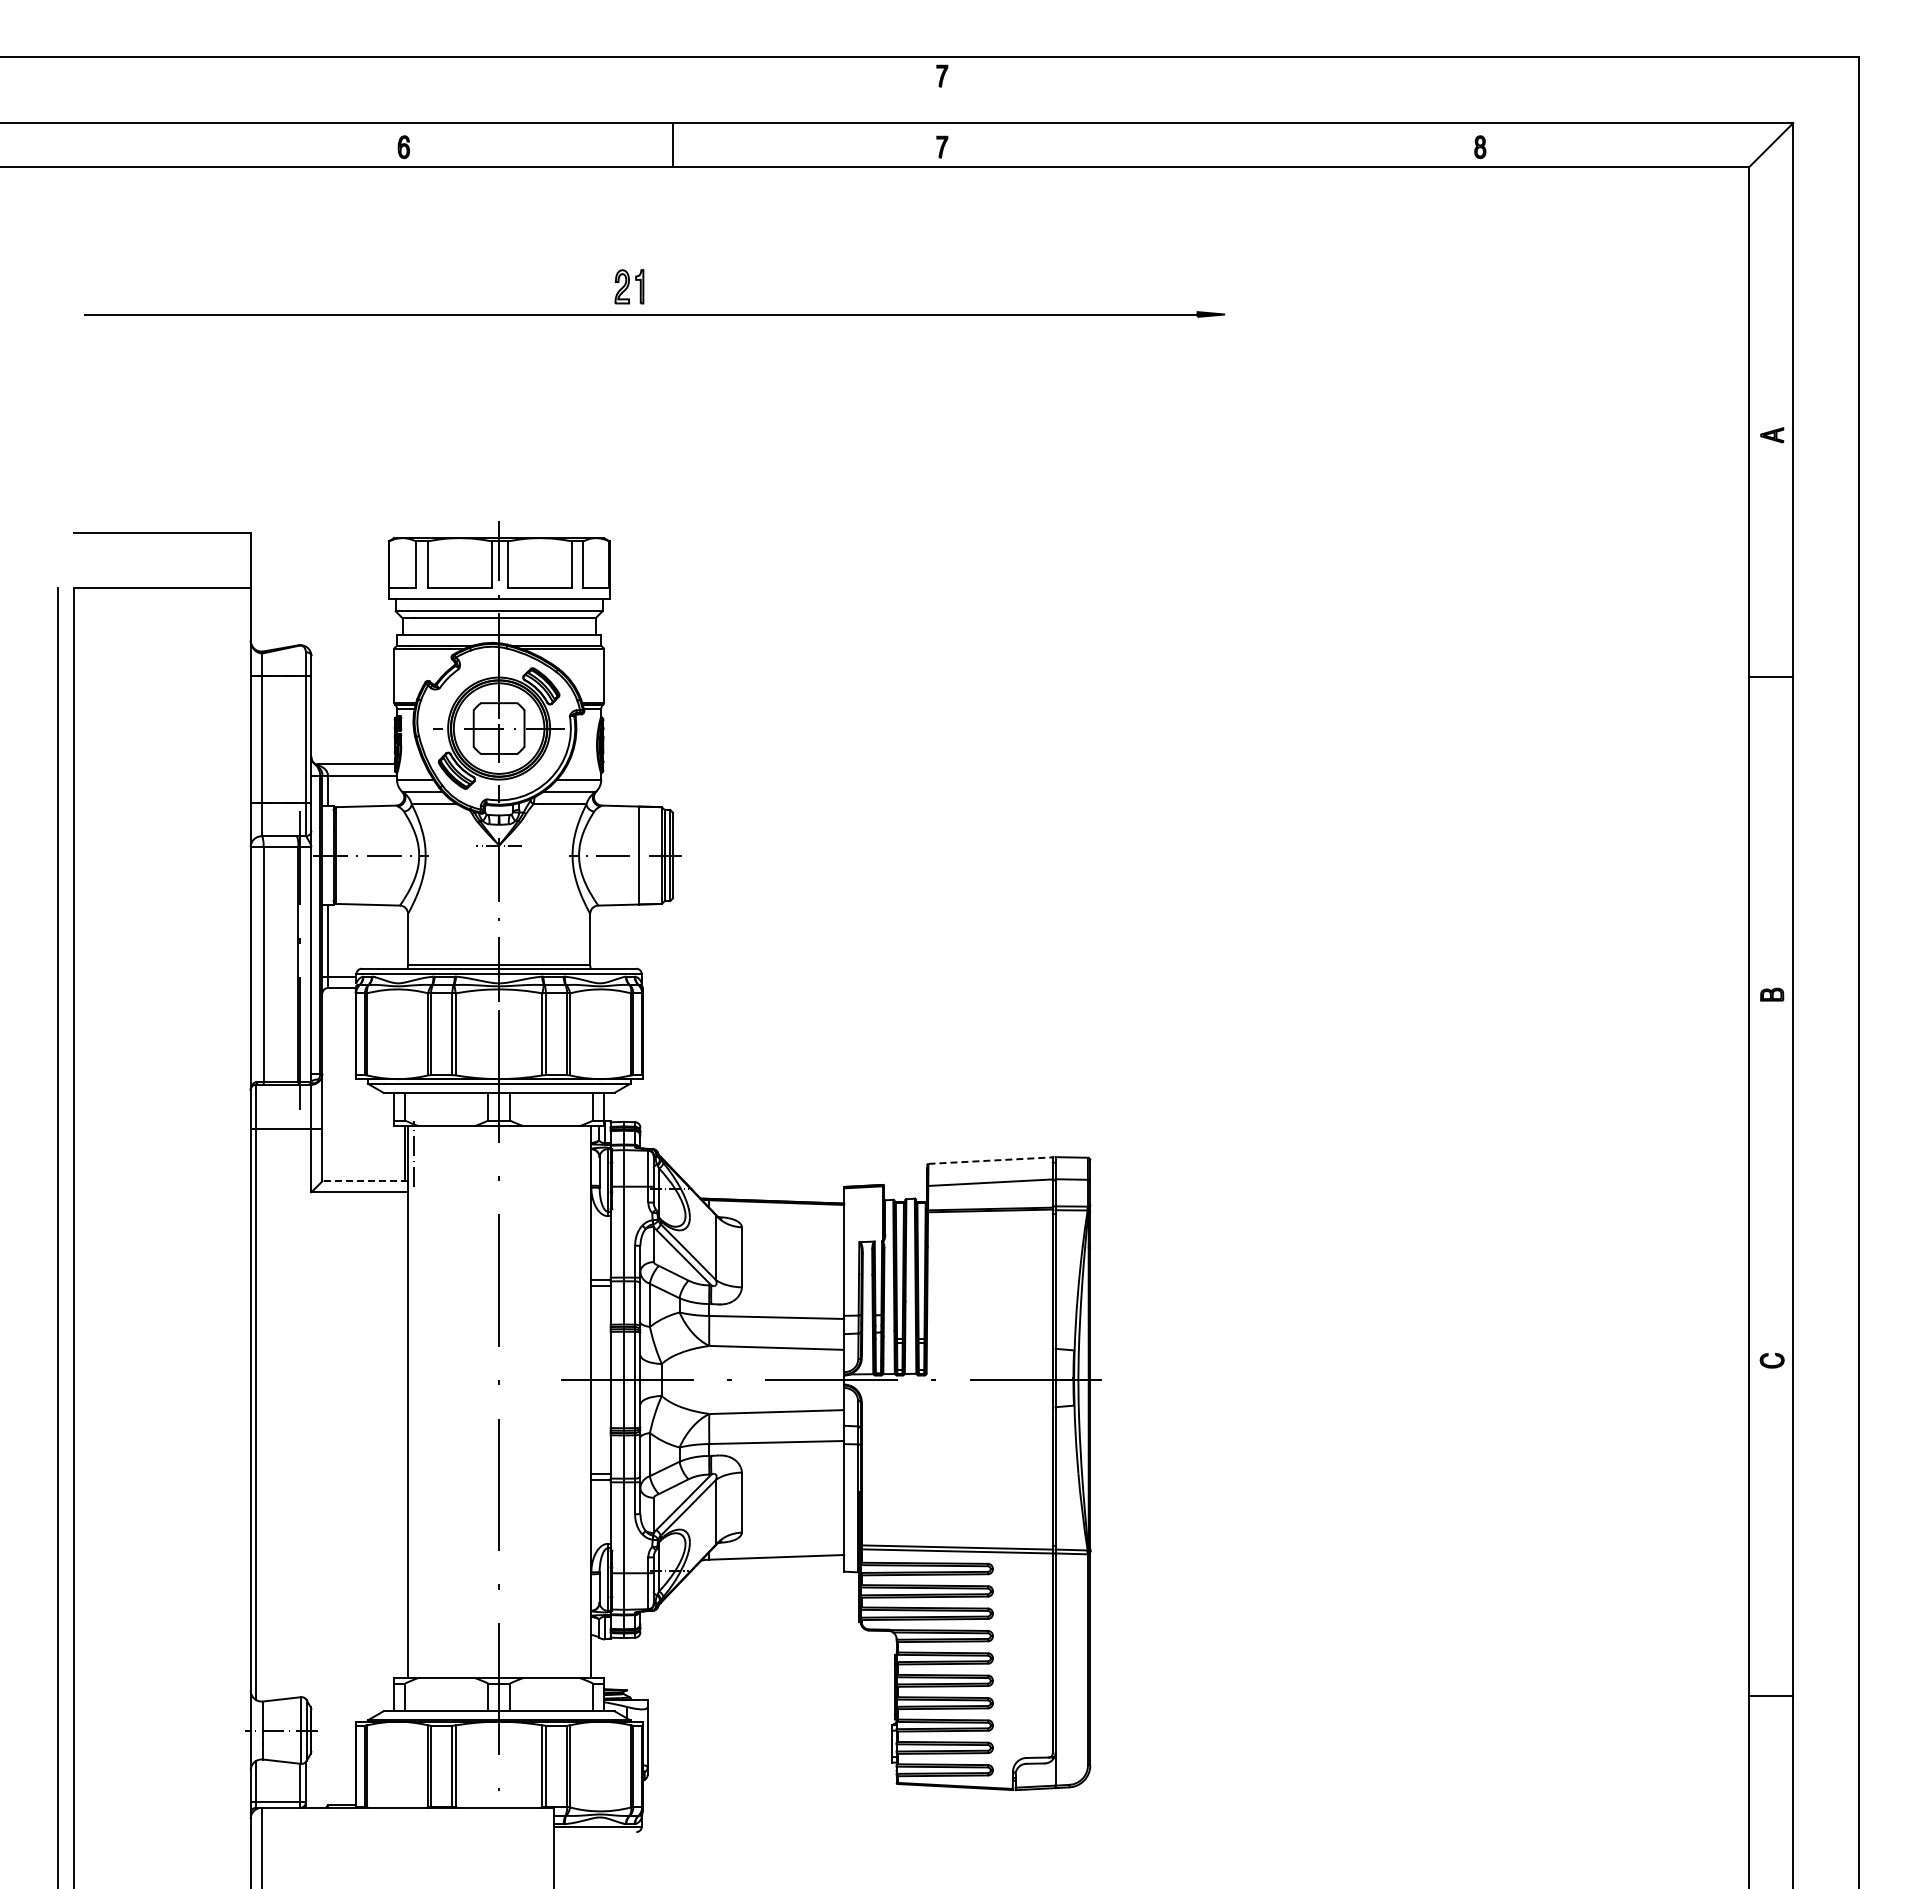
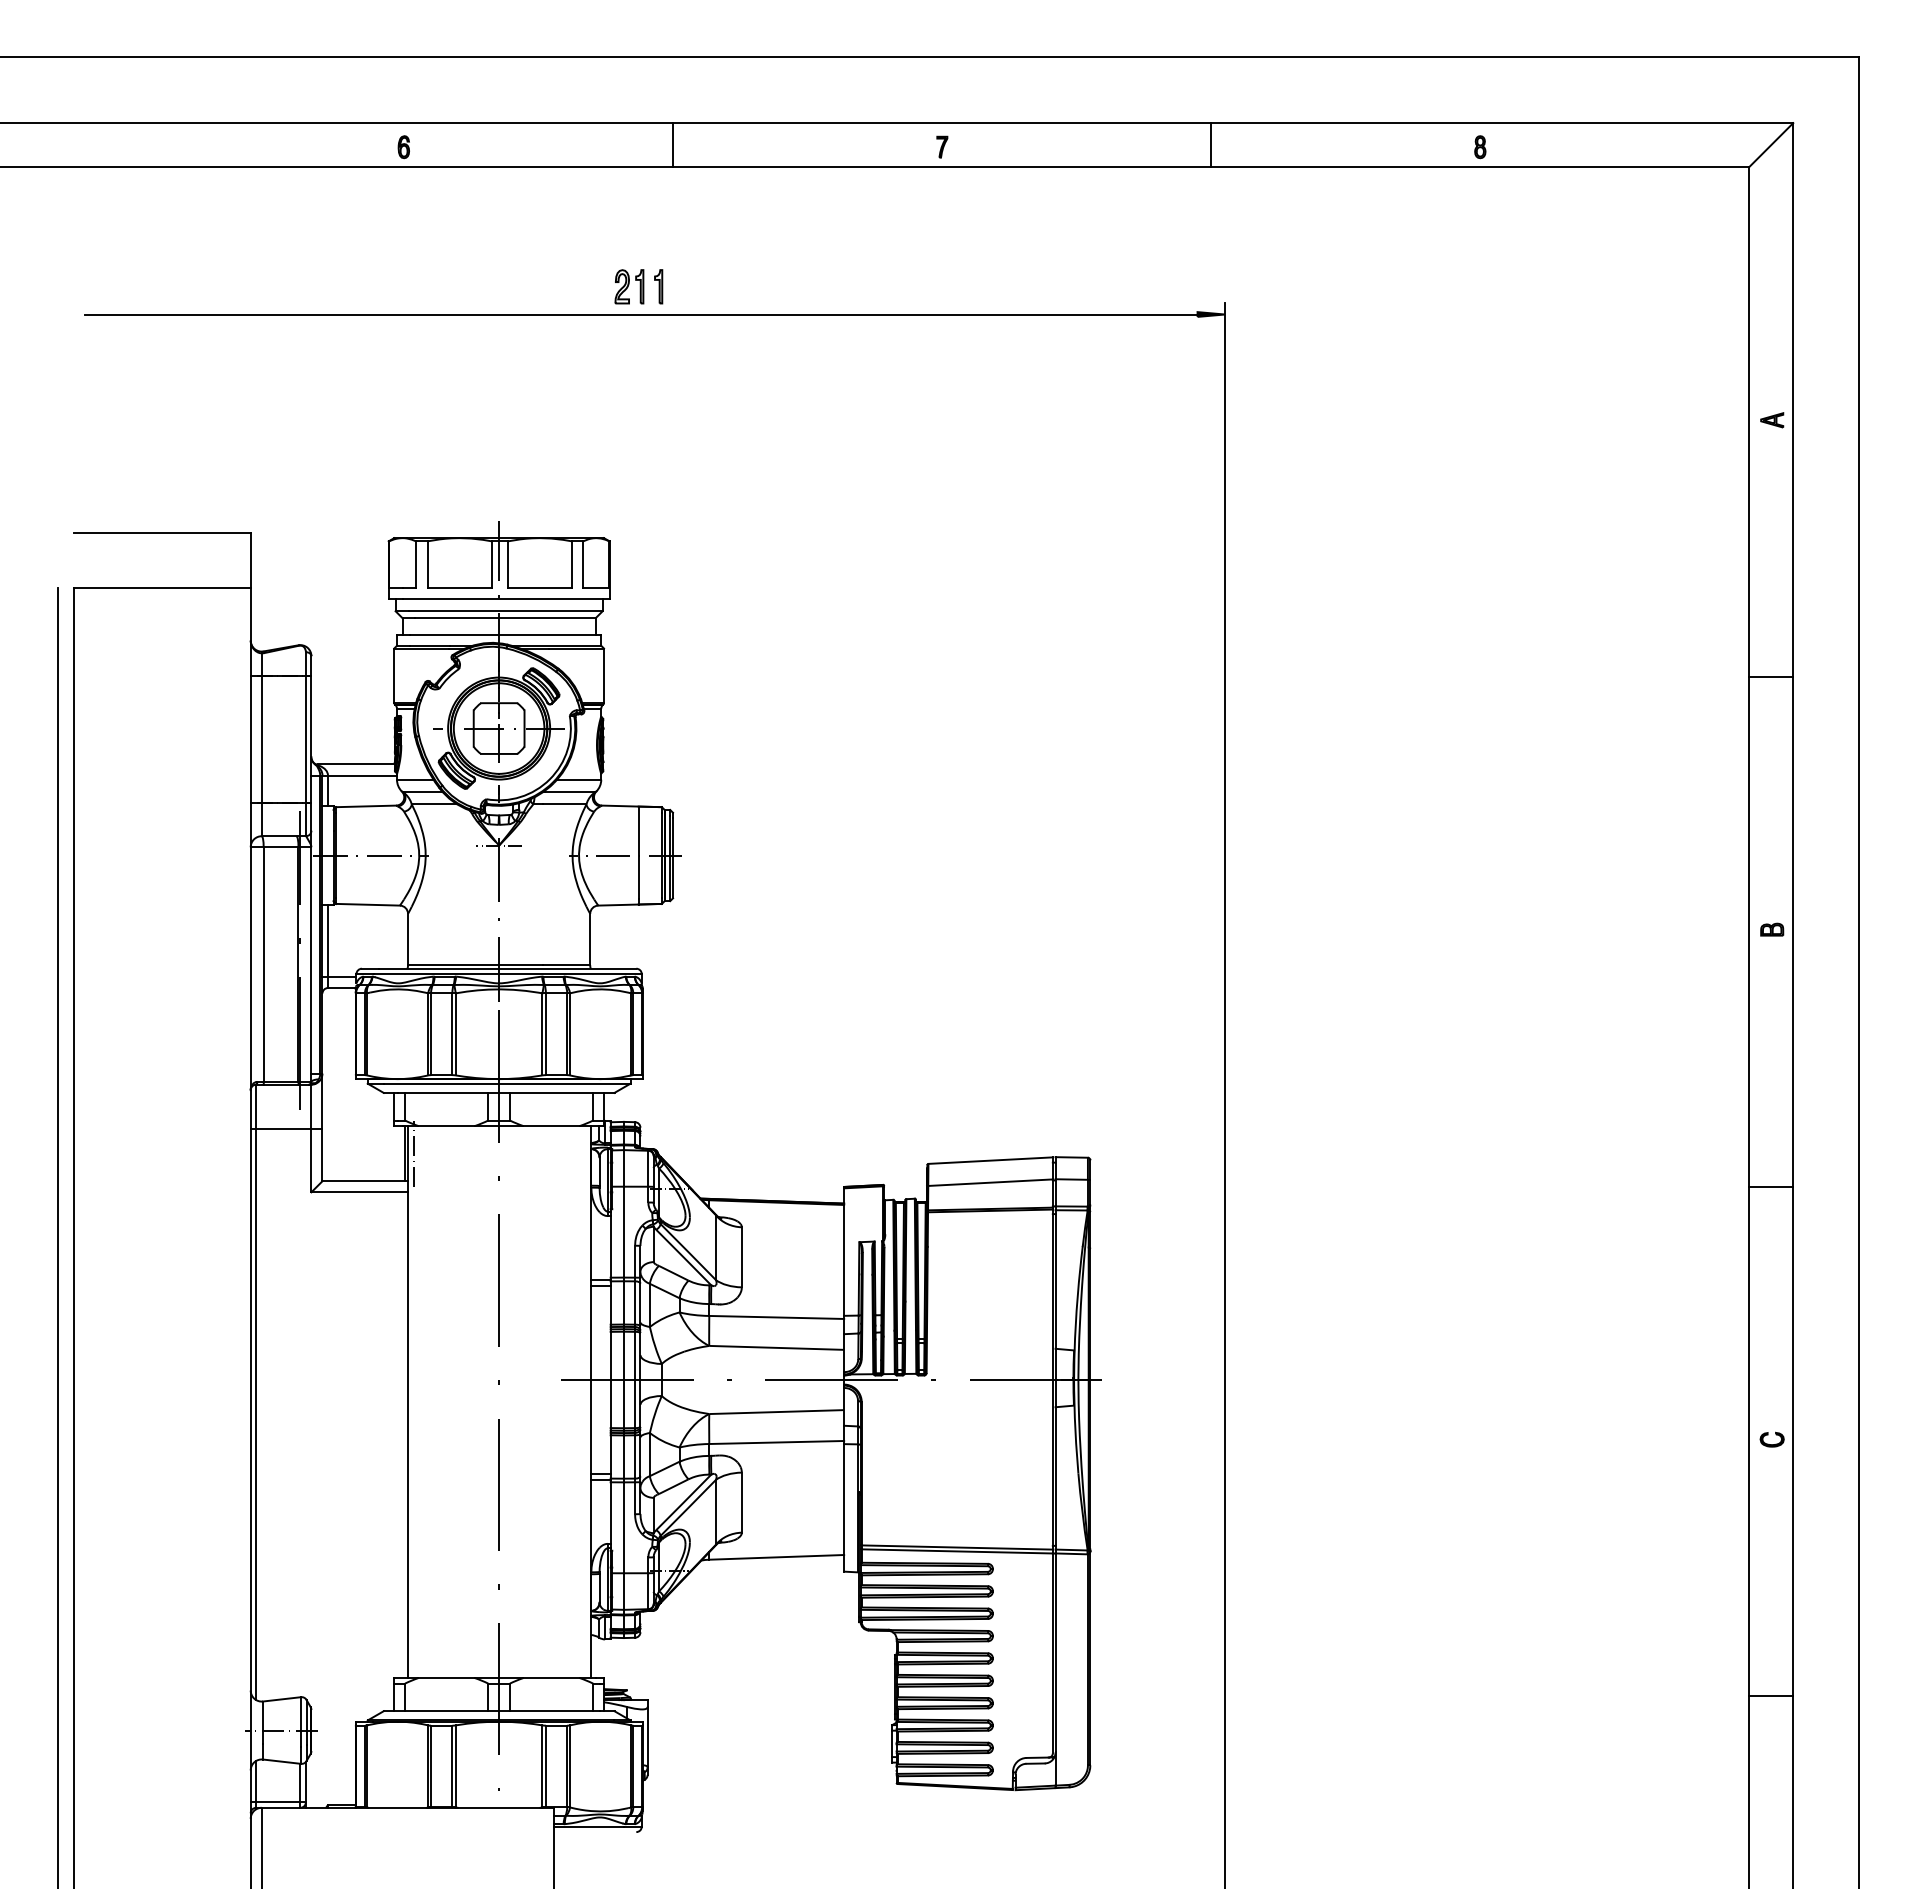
part: present -> none (942, 75)
line: none -> present (1210, 145)
part: none -> present (658, 286)
part position: (1772, 435) -> (1772, 420) (1772, 420)
part position: (1772, 994) -> (1772, 929) (1772, 929)
line: none -> present (1225, 1094)
line: dashed -> solid (991, 1160)
line: dashed -> solid (365, 1181)
line: none -> present (1771, 1186)
part position: (1771, 1360) -> (1771, 1439) (1771, 1439)
